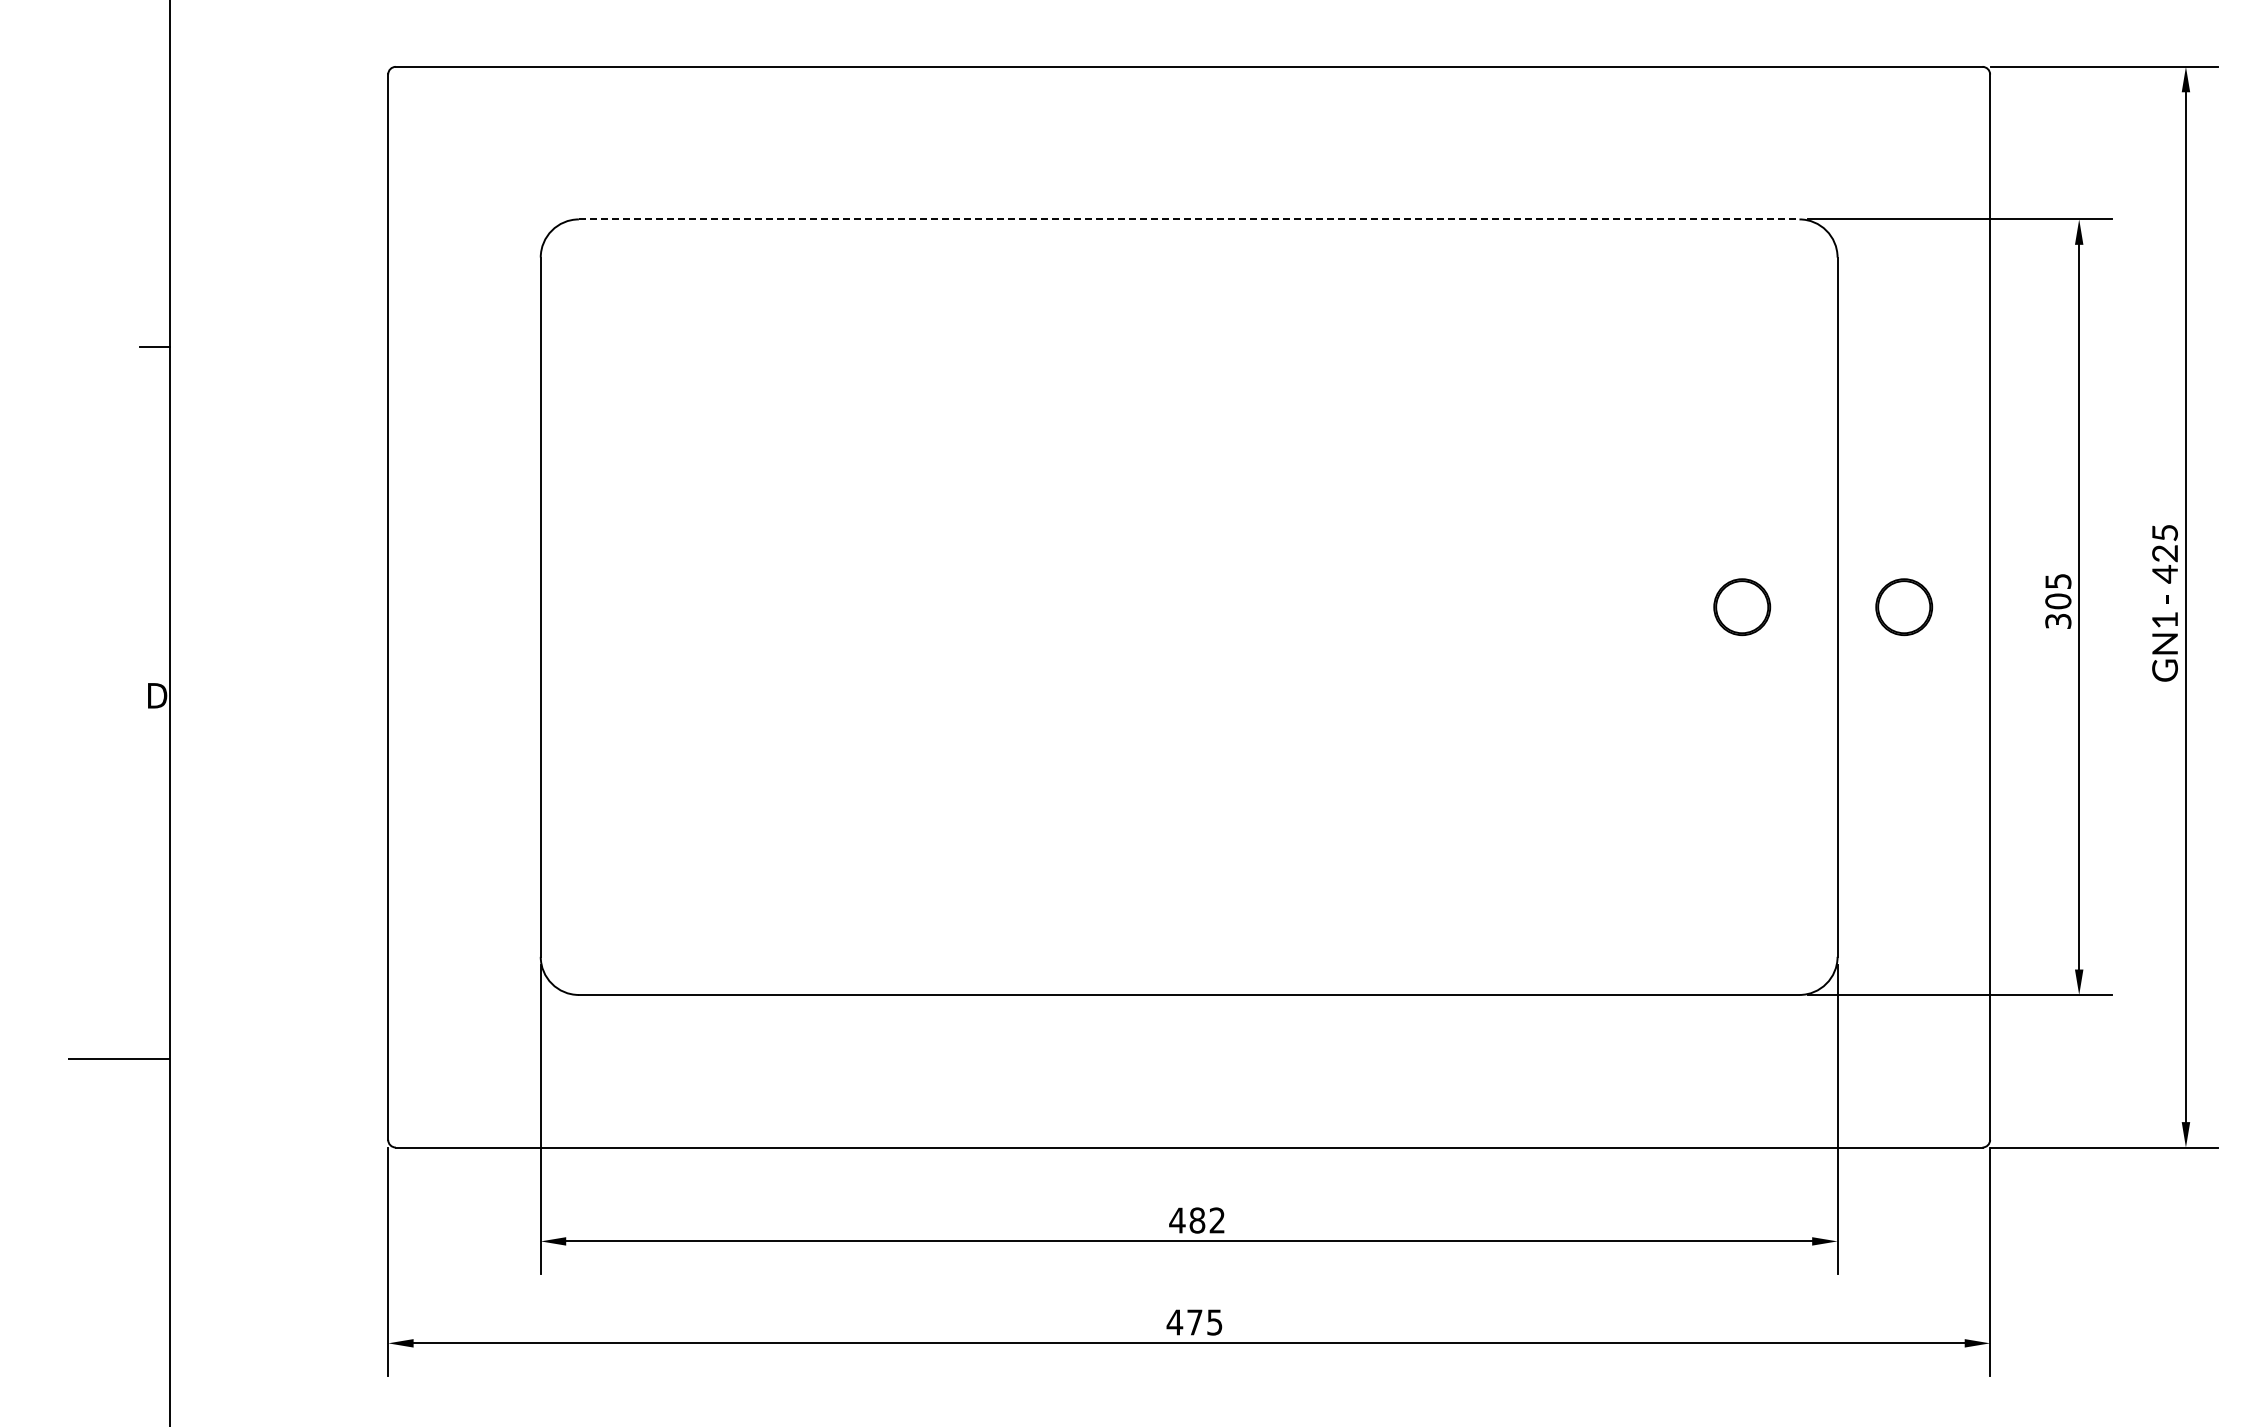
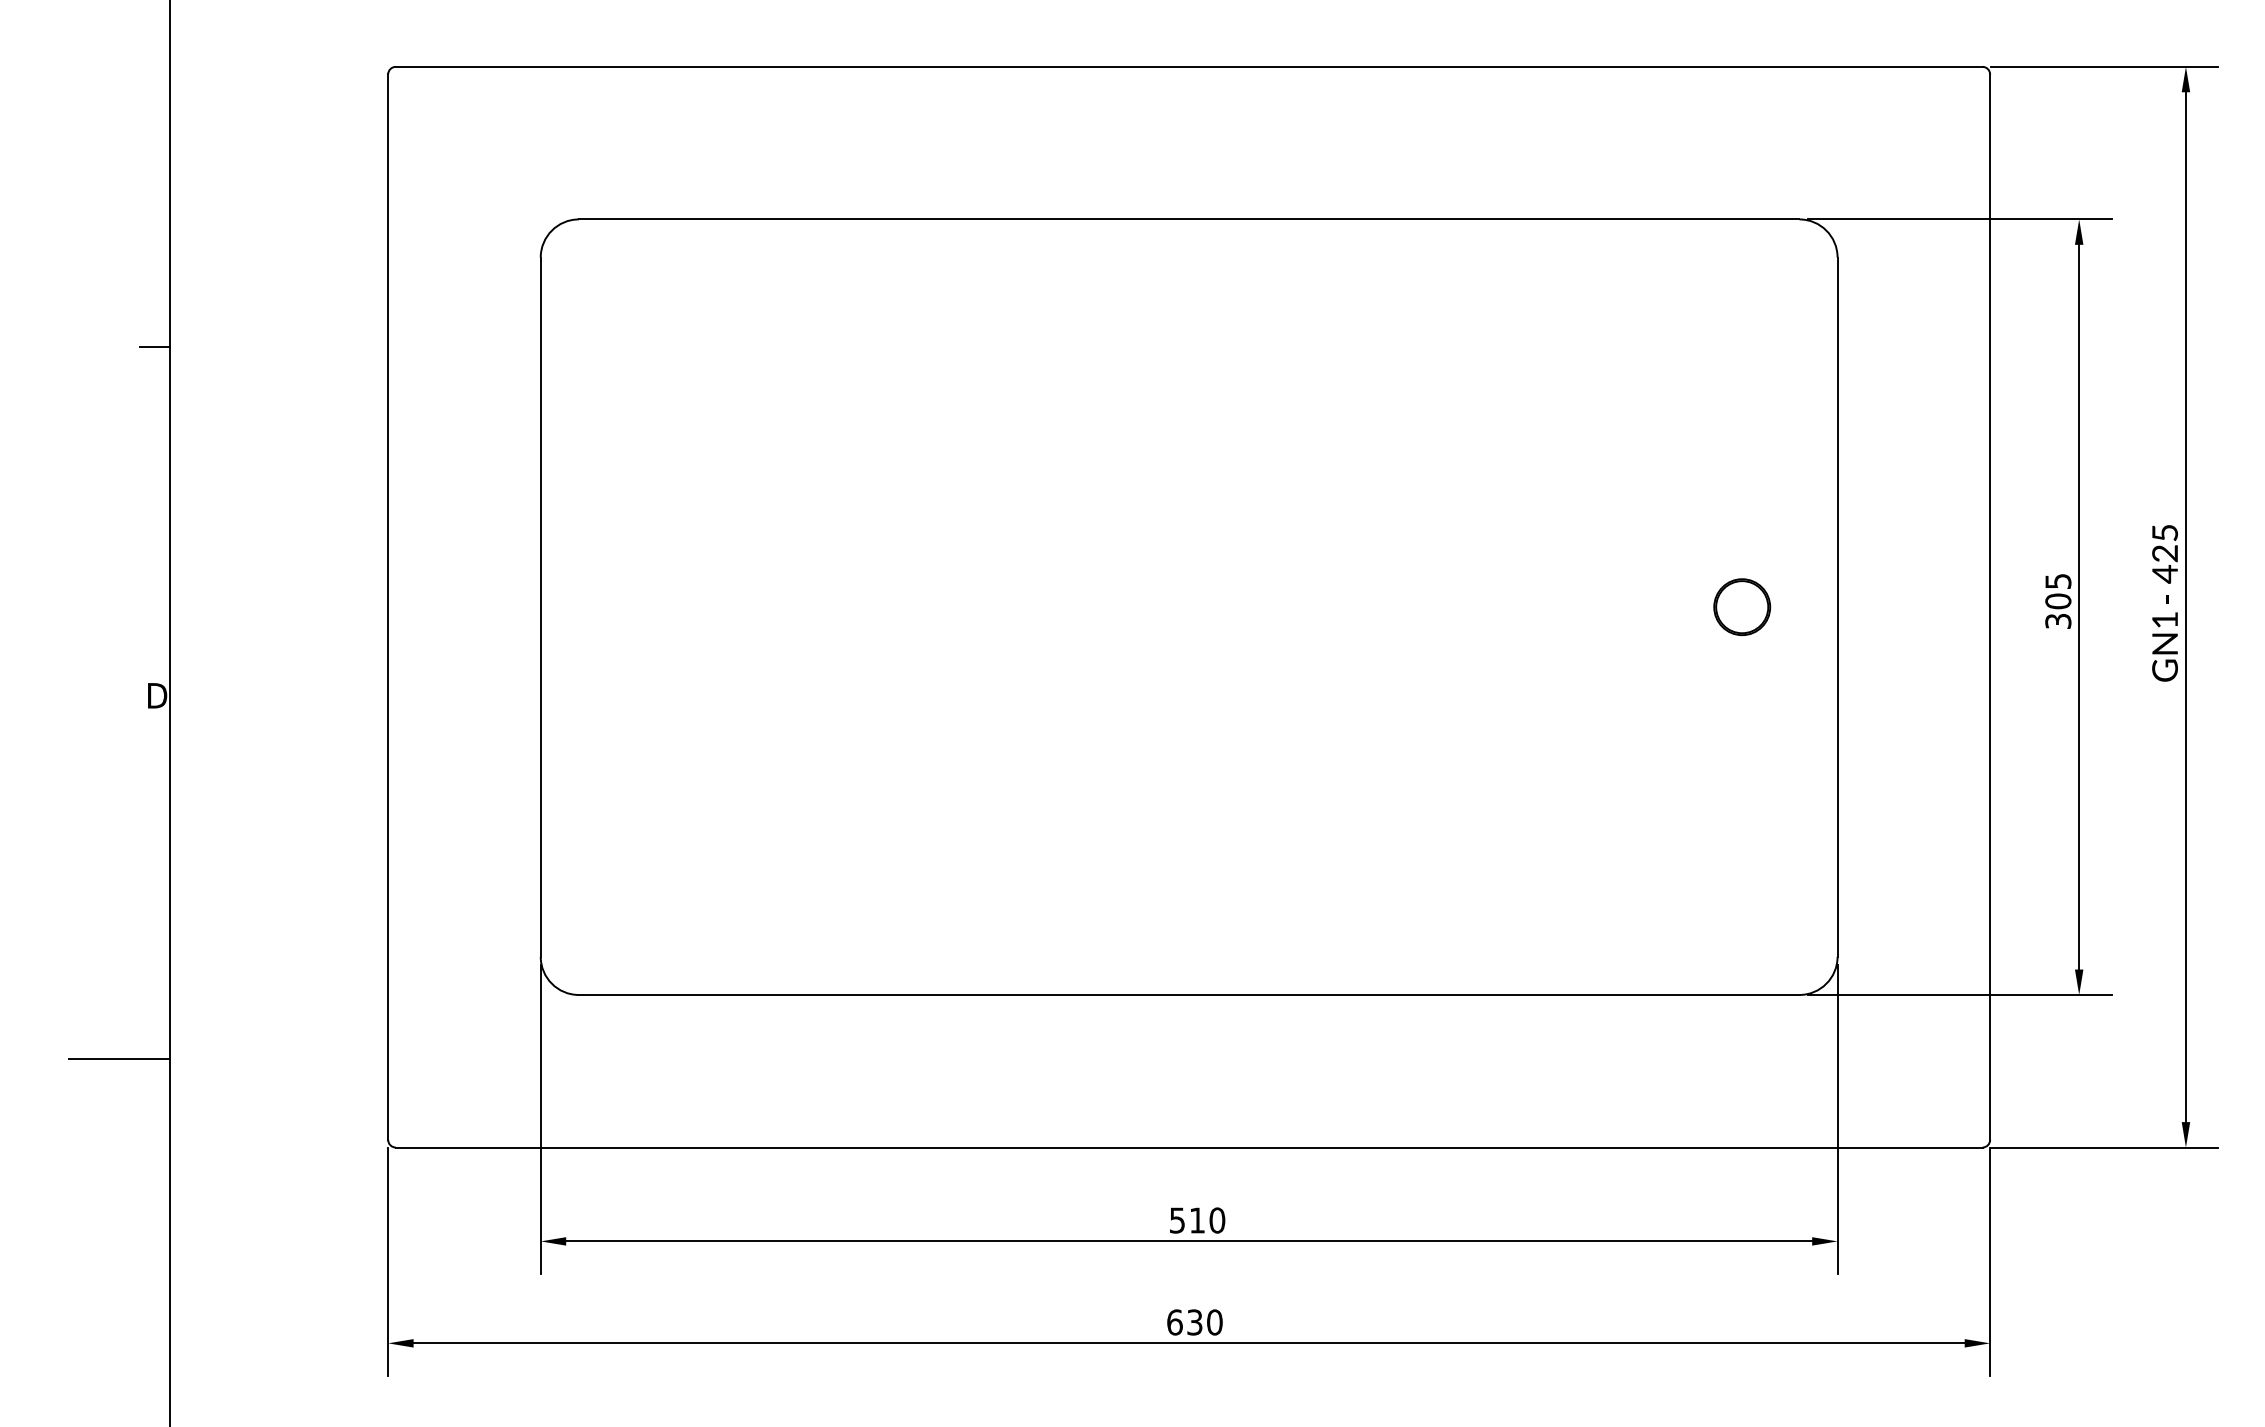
line: dashed -> solid (1189, 219)
part: present -> none (1904, 606)
text: 482 -> 510 (1197, 1220)
text: 475 -> 630 (1194, 1322)
